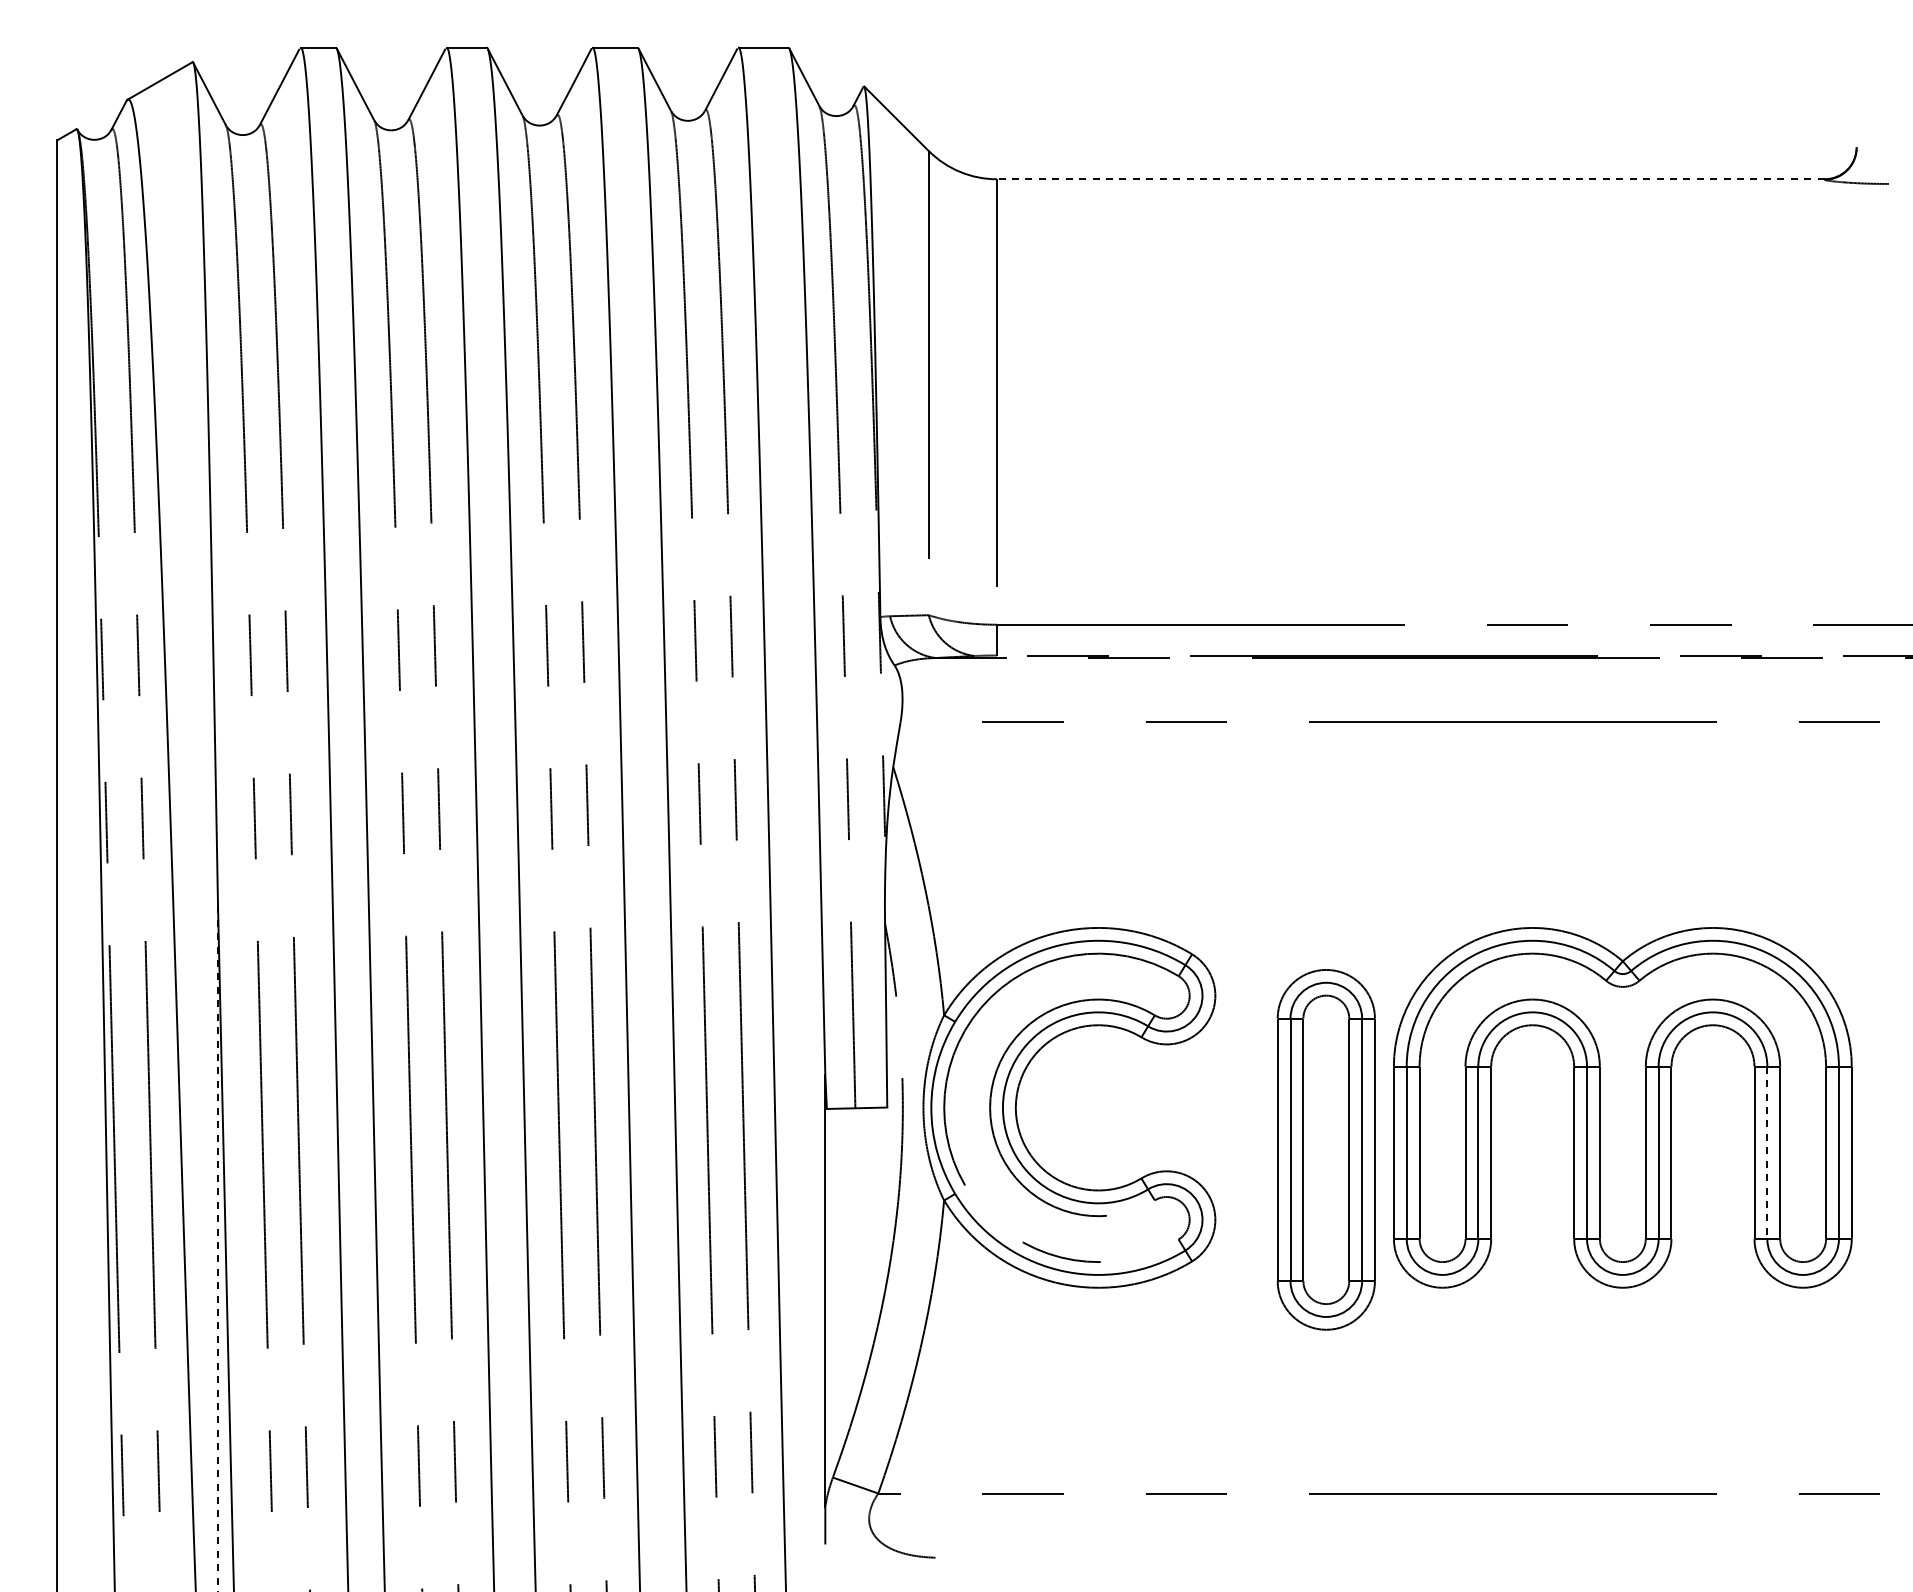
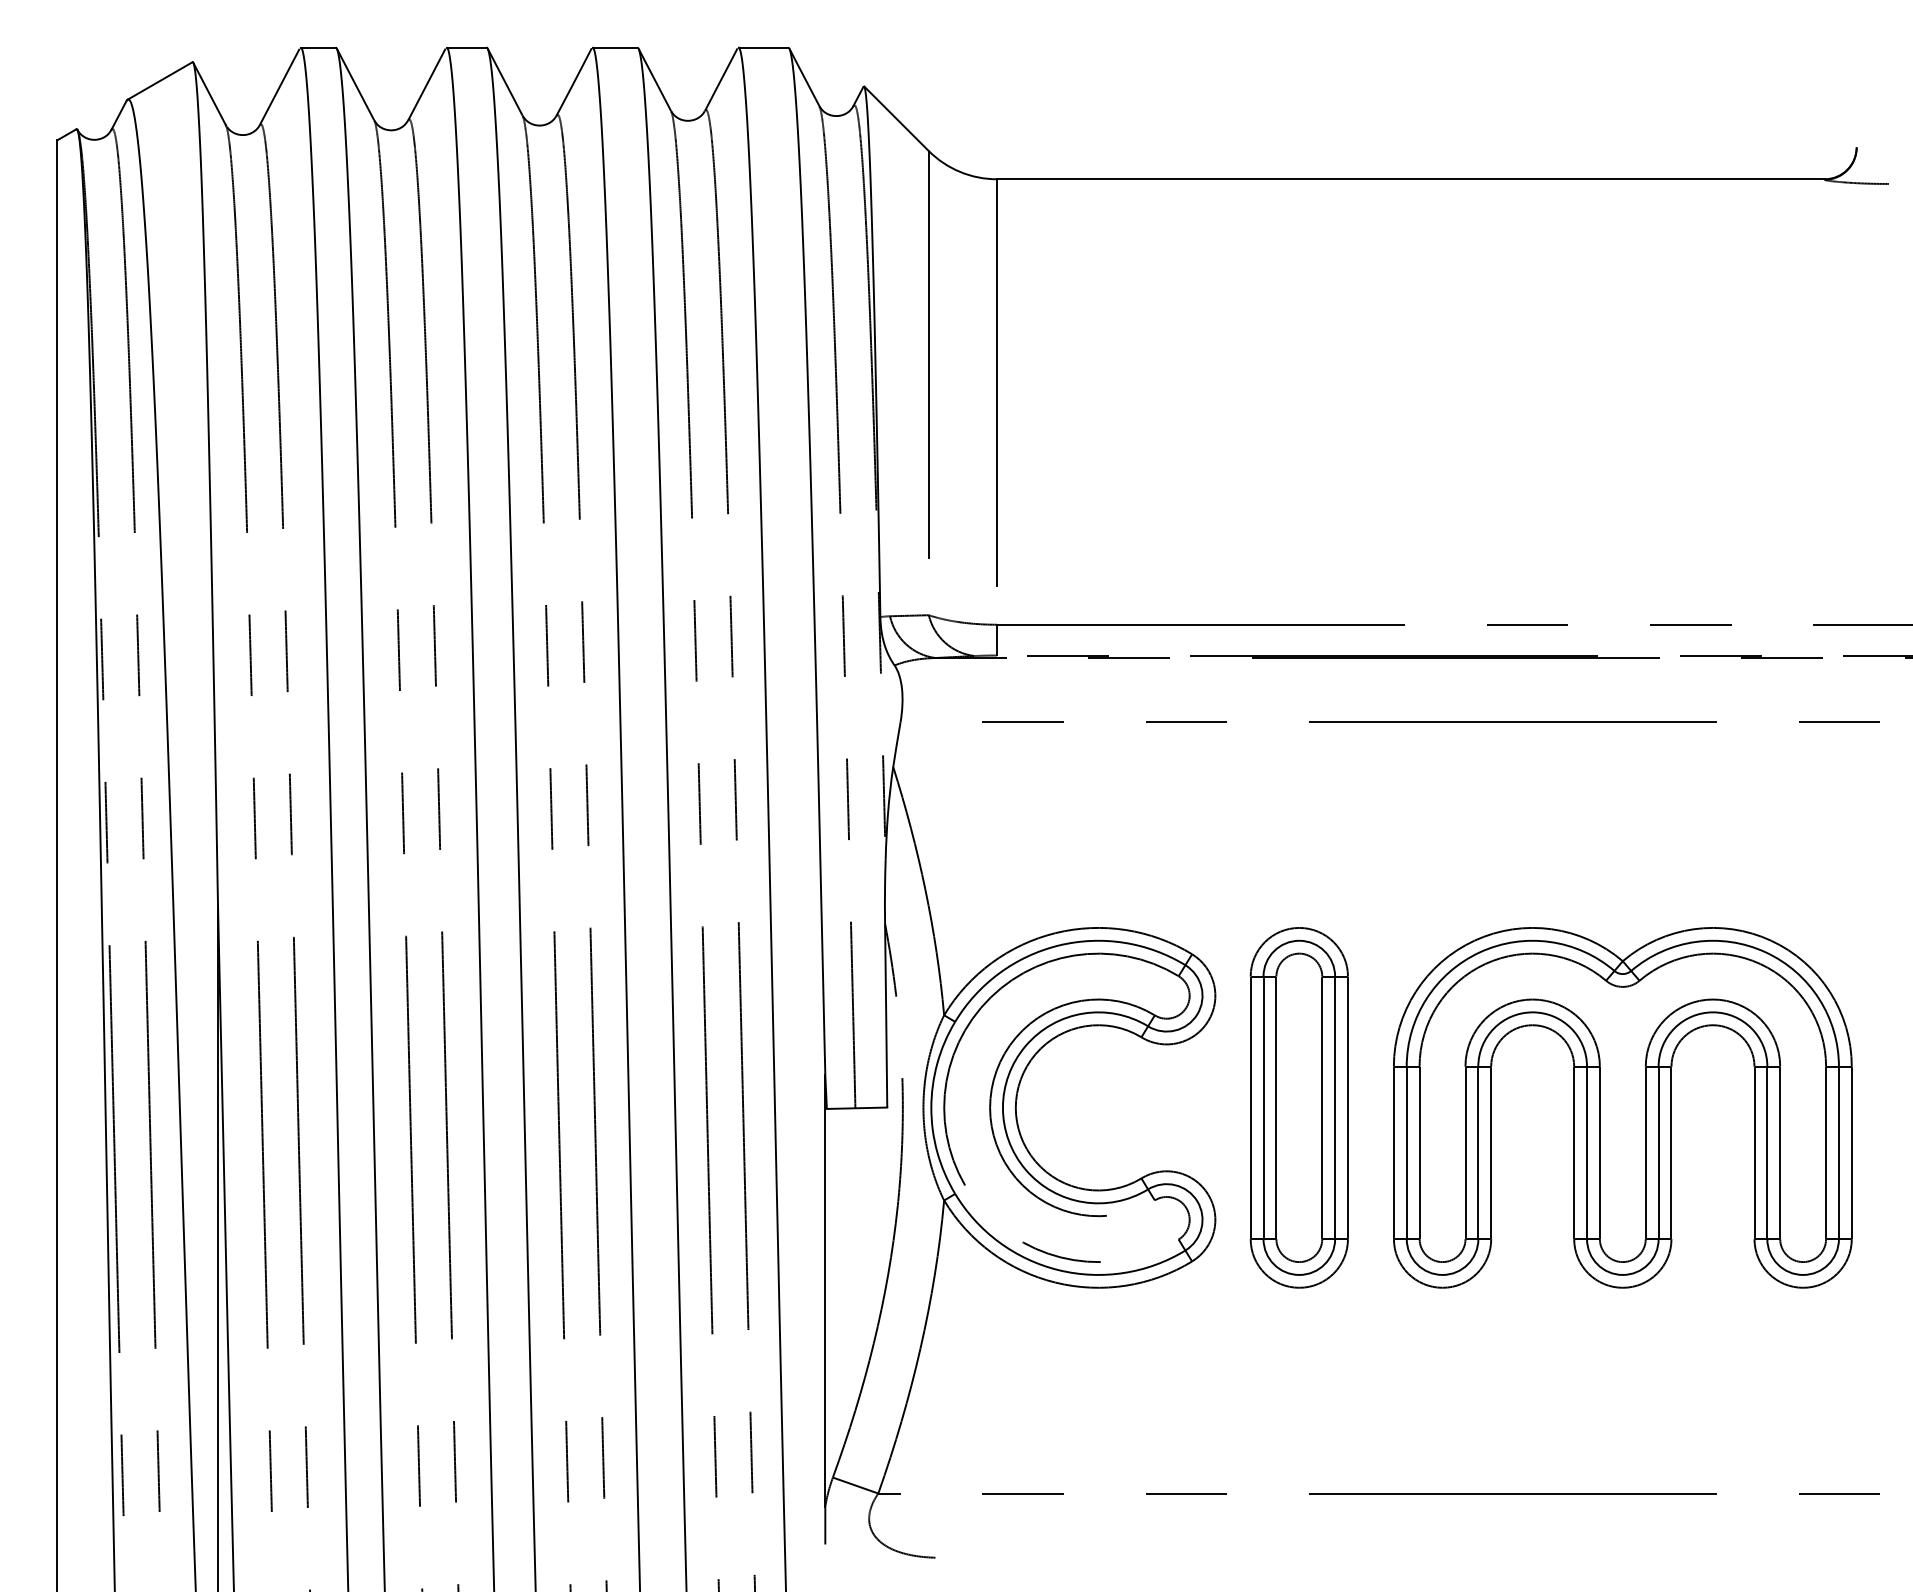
line: dashed -> solid (1410, 179)
part position: (1325, 1149) -> (1298, 1107) (1298, 1107)
line: dashed -> solid (1767, 1153)
line: dashed -> solid (218, 1249)
